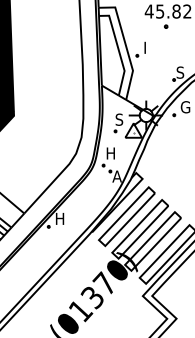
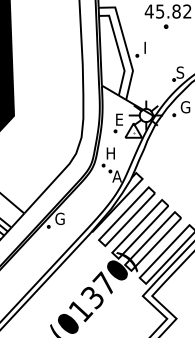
text: S -> E (119, 119)
text: H -> G (59, 218)
